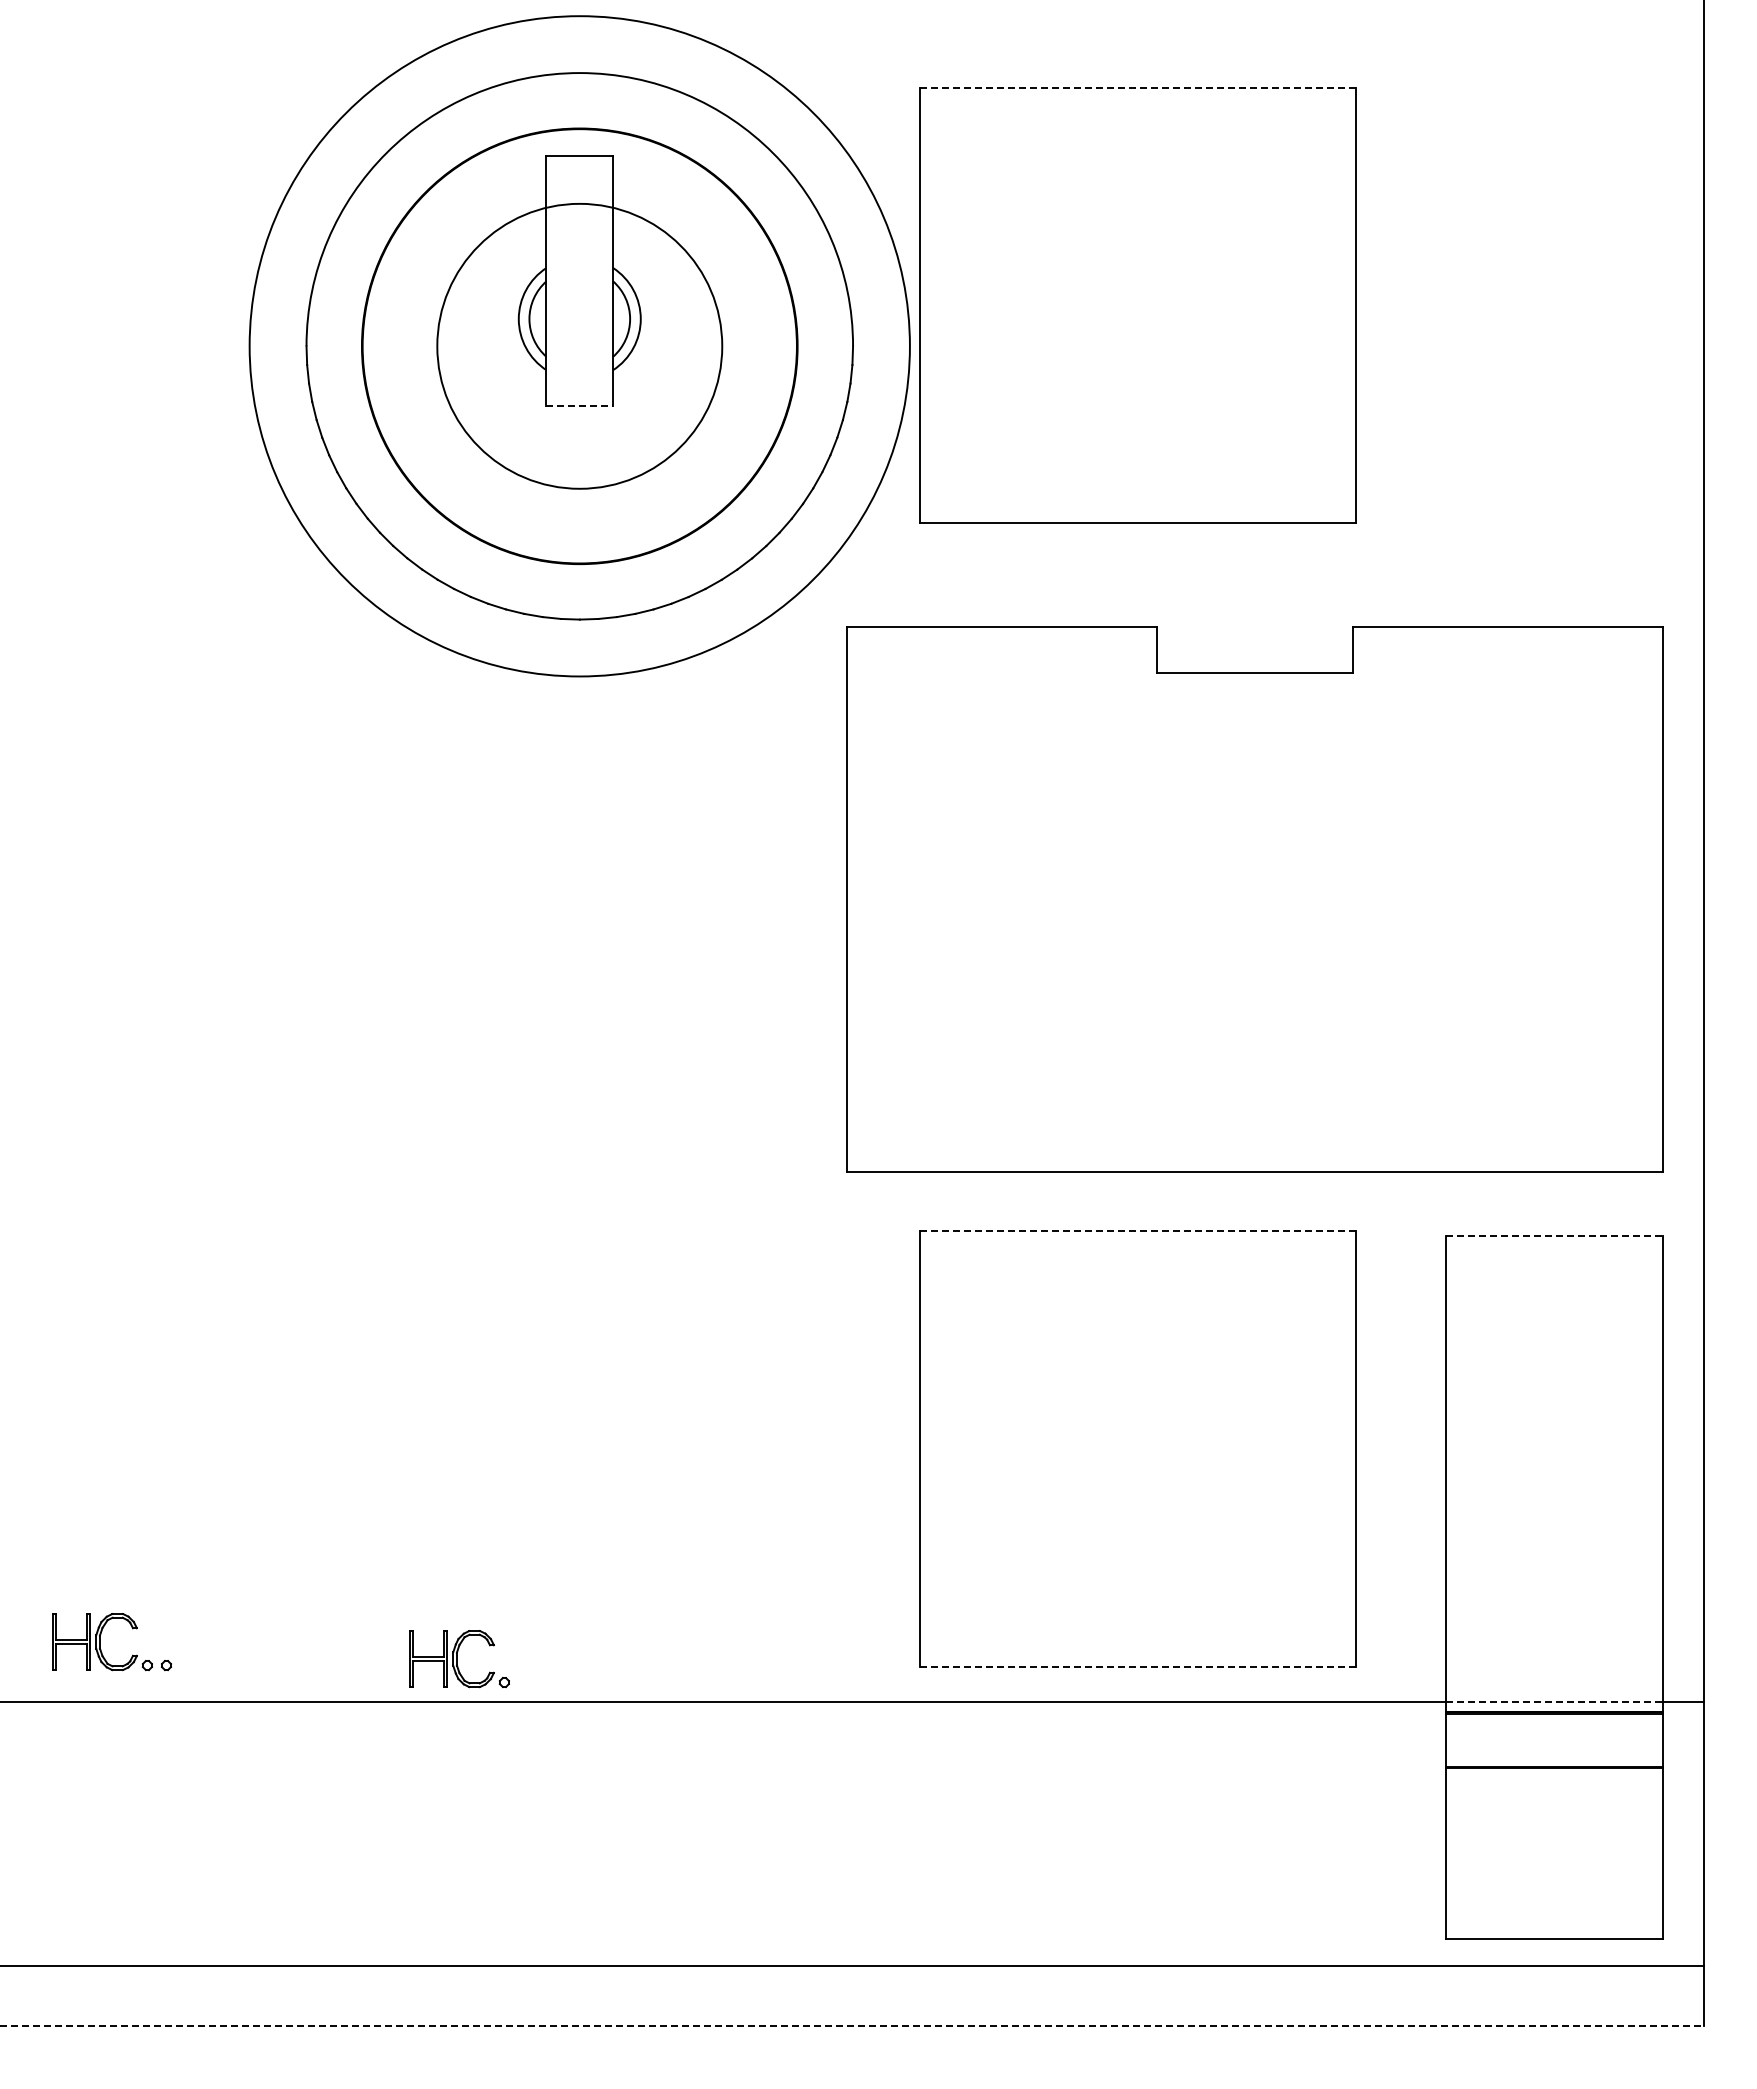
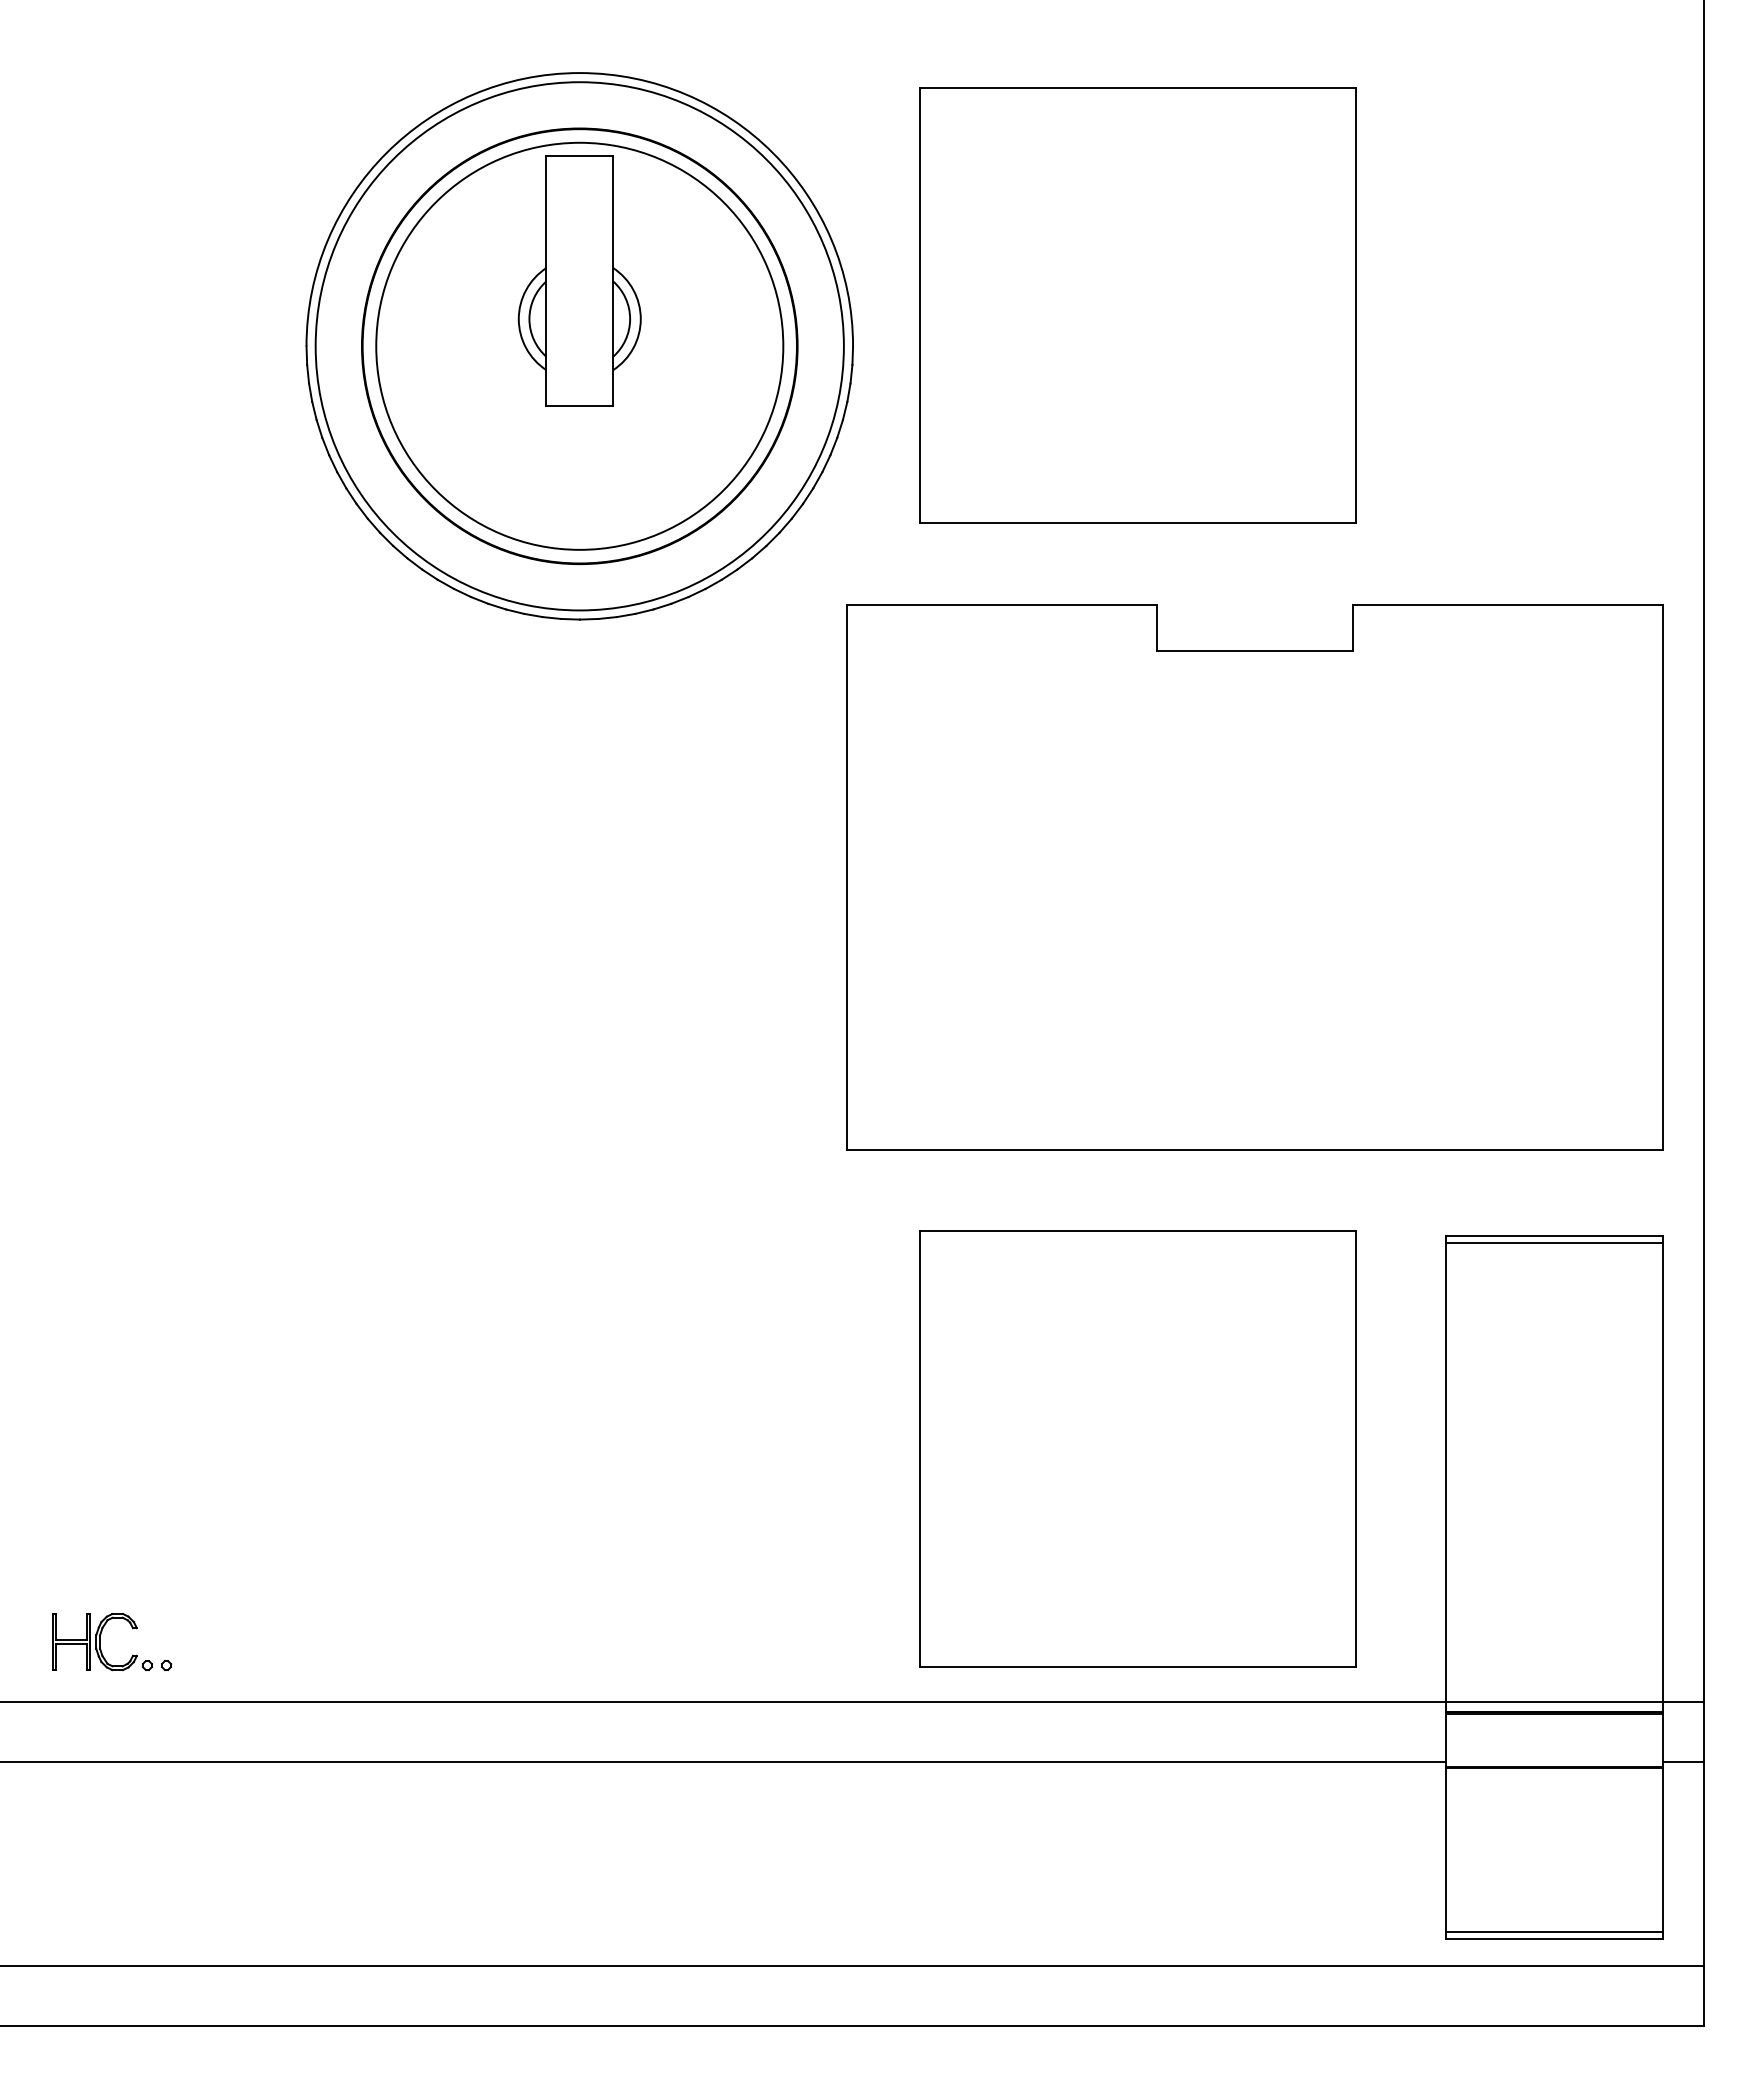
line: dashed -> solid (1137, 87)
circle diameter: 285 px -> 407 px (579, 345)
circle diameter: 660 px -> 528 px (579, 346)
line: dashed -> solid (580, 406)
part position: (1254, 899) -> (1254, 877) (1254, 877)
line: dashed -> solid (1137, 1231)
line: dashed -> solid (1554, 1236)
line: none -> present (1554, 1242)
part: present -> none (459, 1659)
line: dashed -> solid (1137, 1666)
line: dashed -> solid (1554, 1702)
line: none -> present (723, 1762)
line: none -> present (1683, 1762)
line: none -> present (1554, 1931)
line: dashed -> solid (852, 2026)
